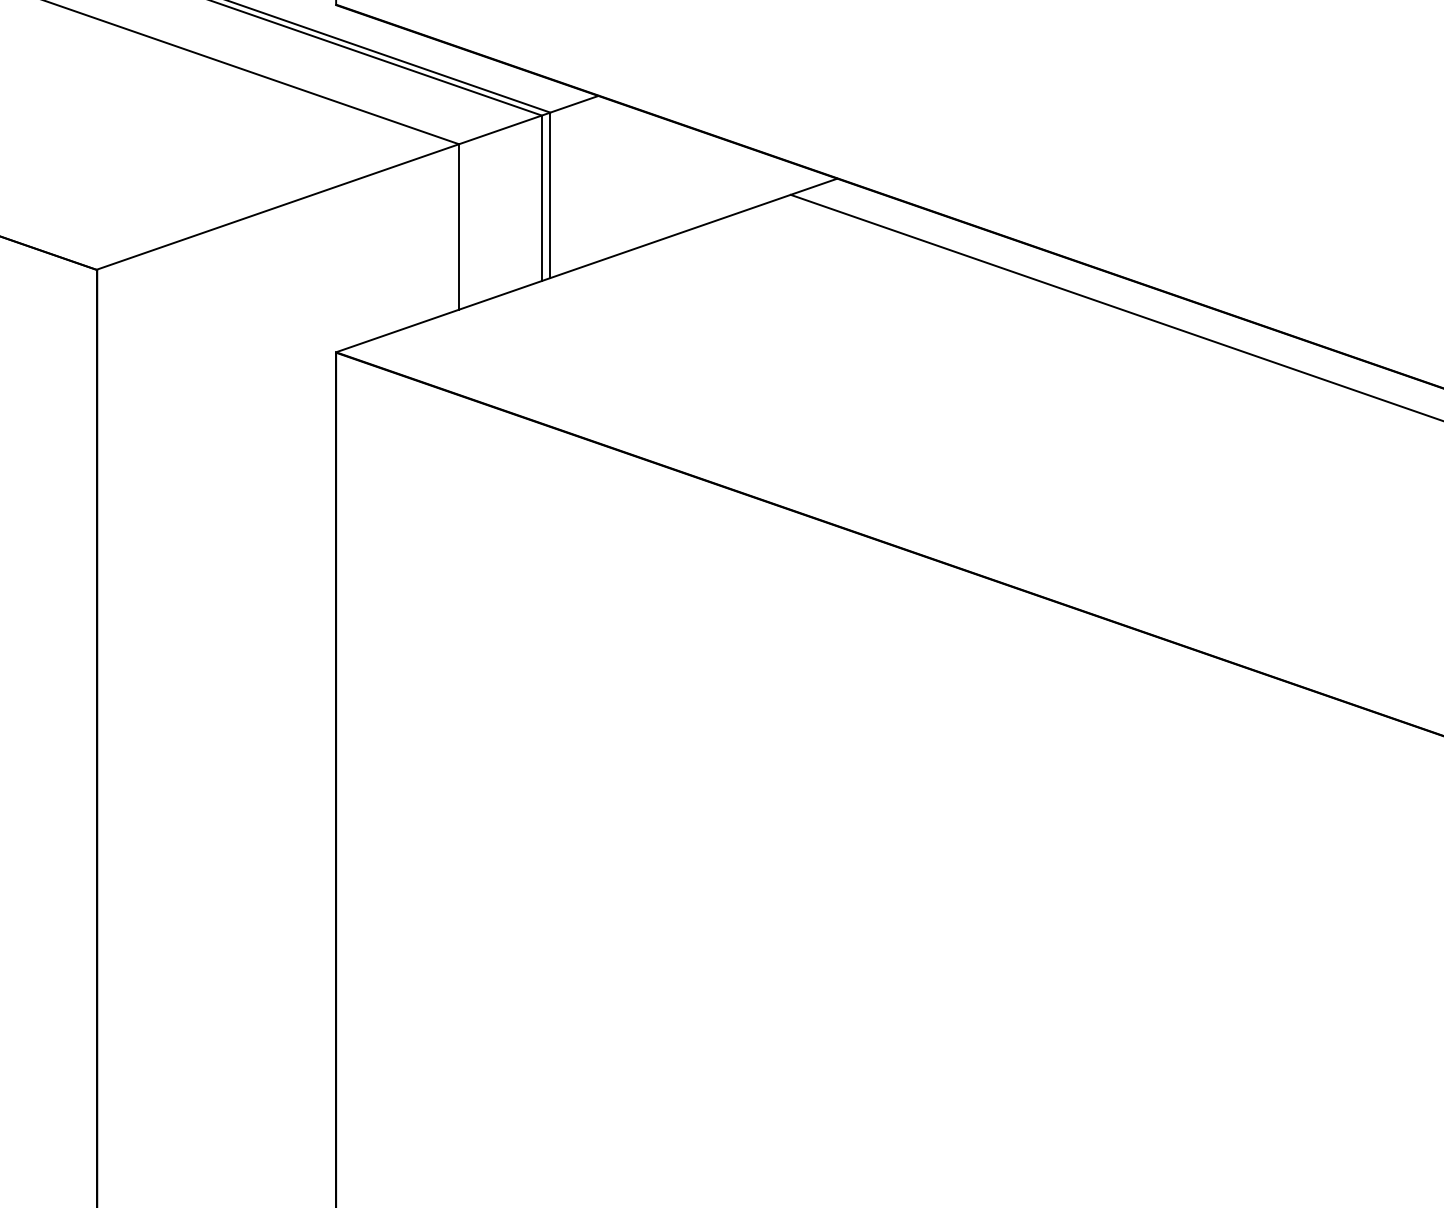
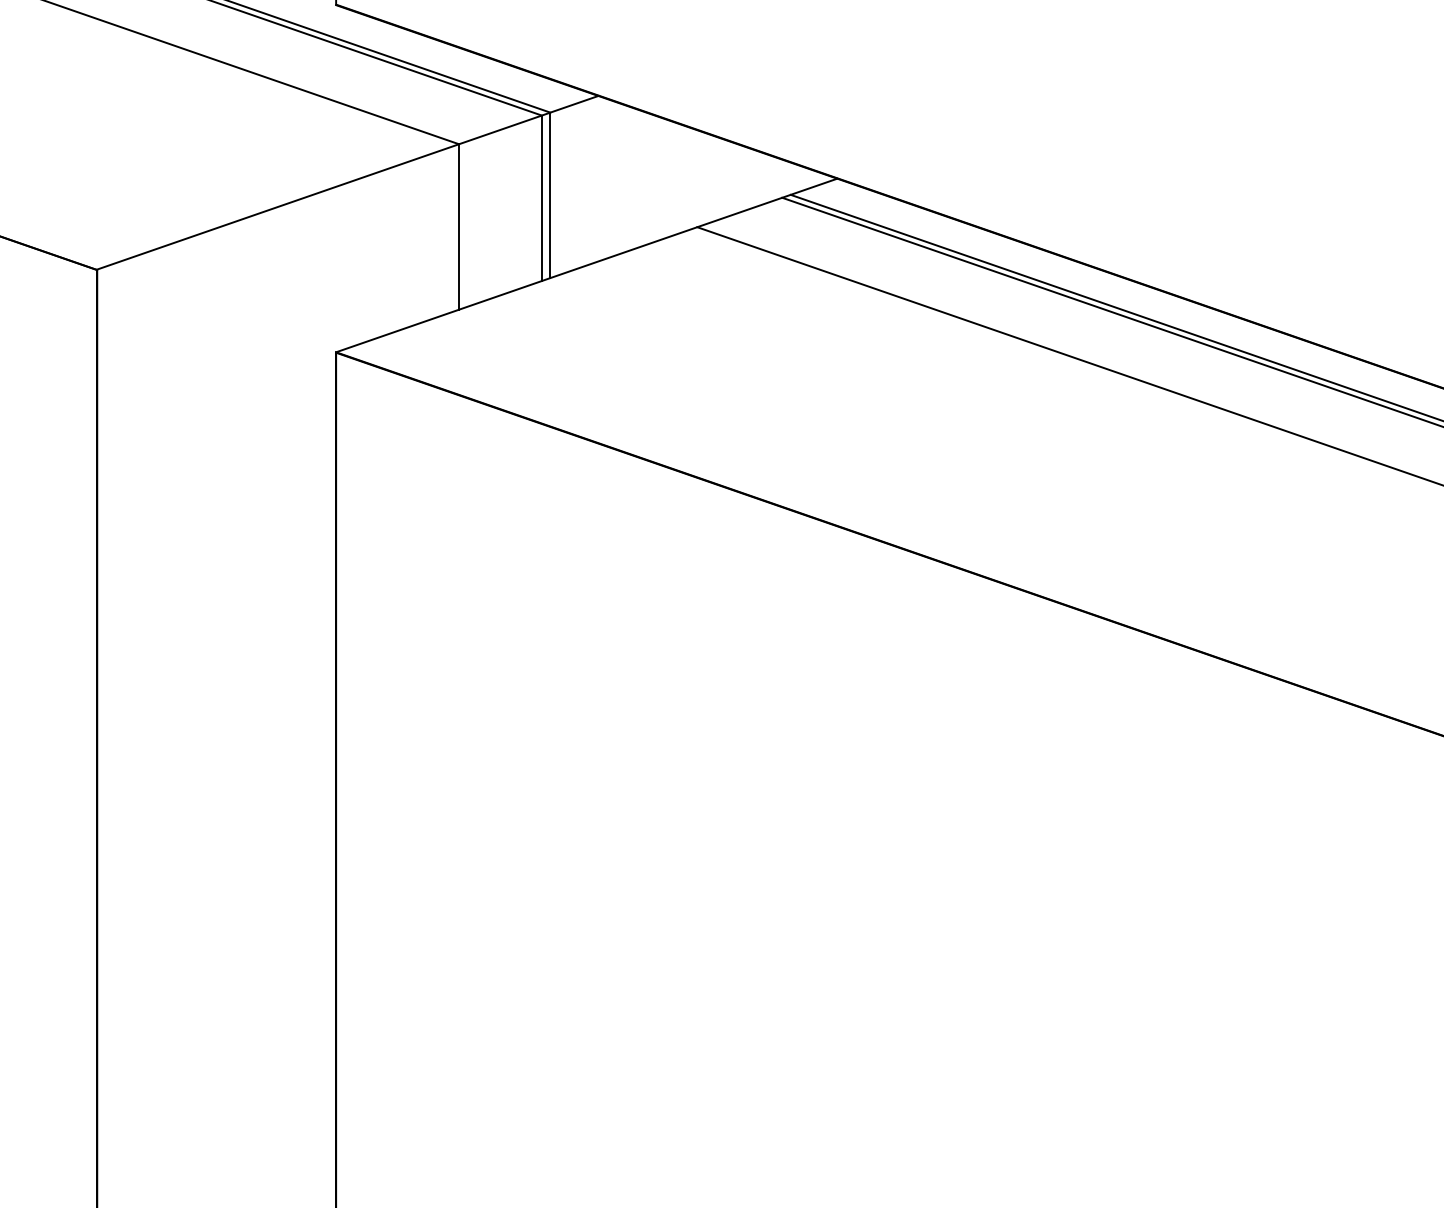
line: none -> present (1111, 311)
line: none -> present (1068, 355)
